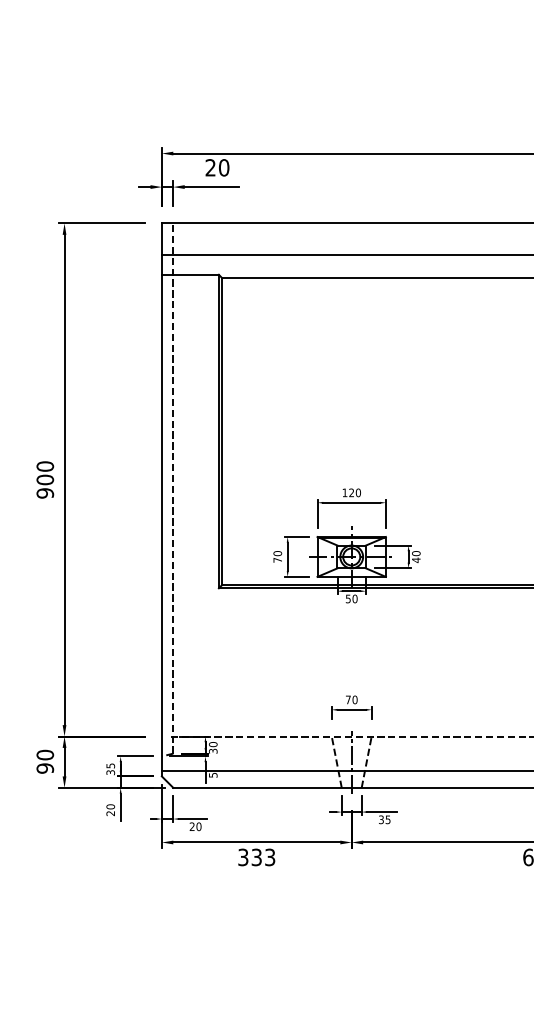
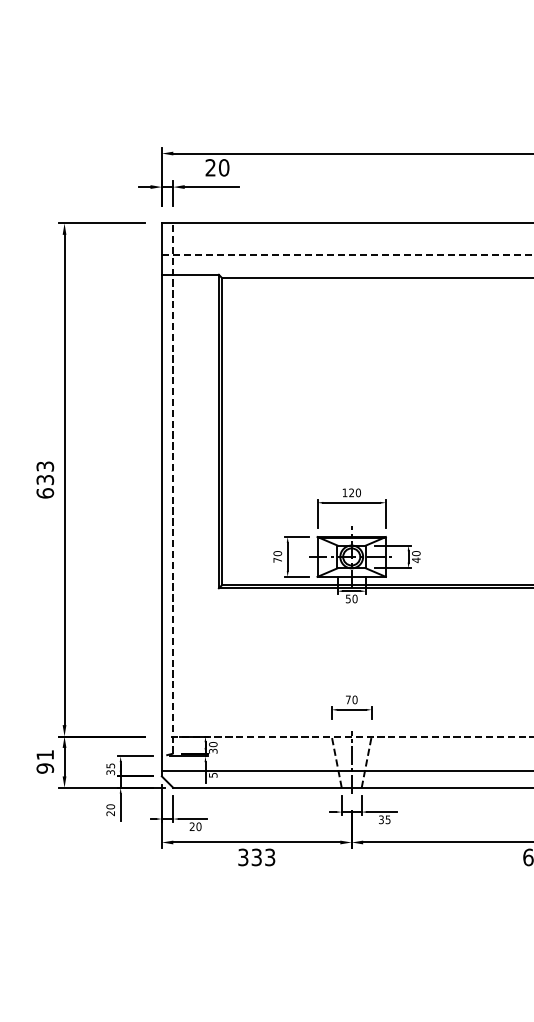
line: solid -> dashed (347, 254)
text: 900 -> 633 (45, 479)
text: 90 -> 91 (45, 754)
